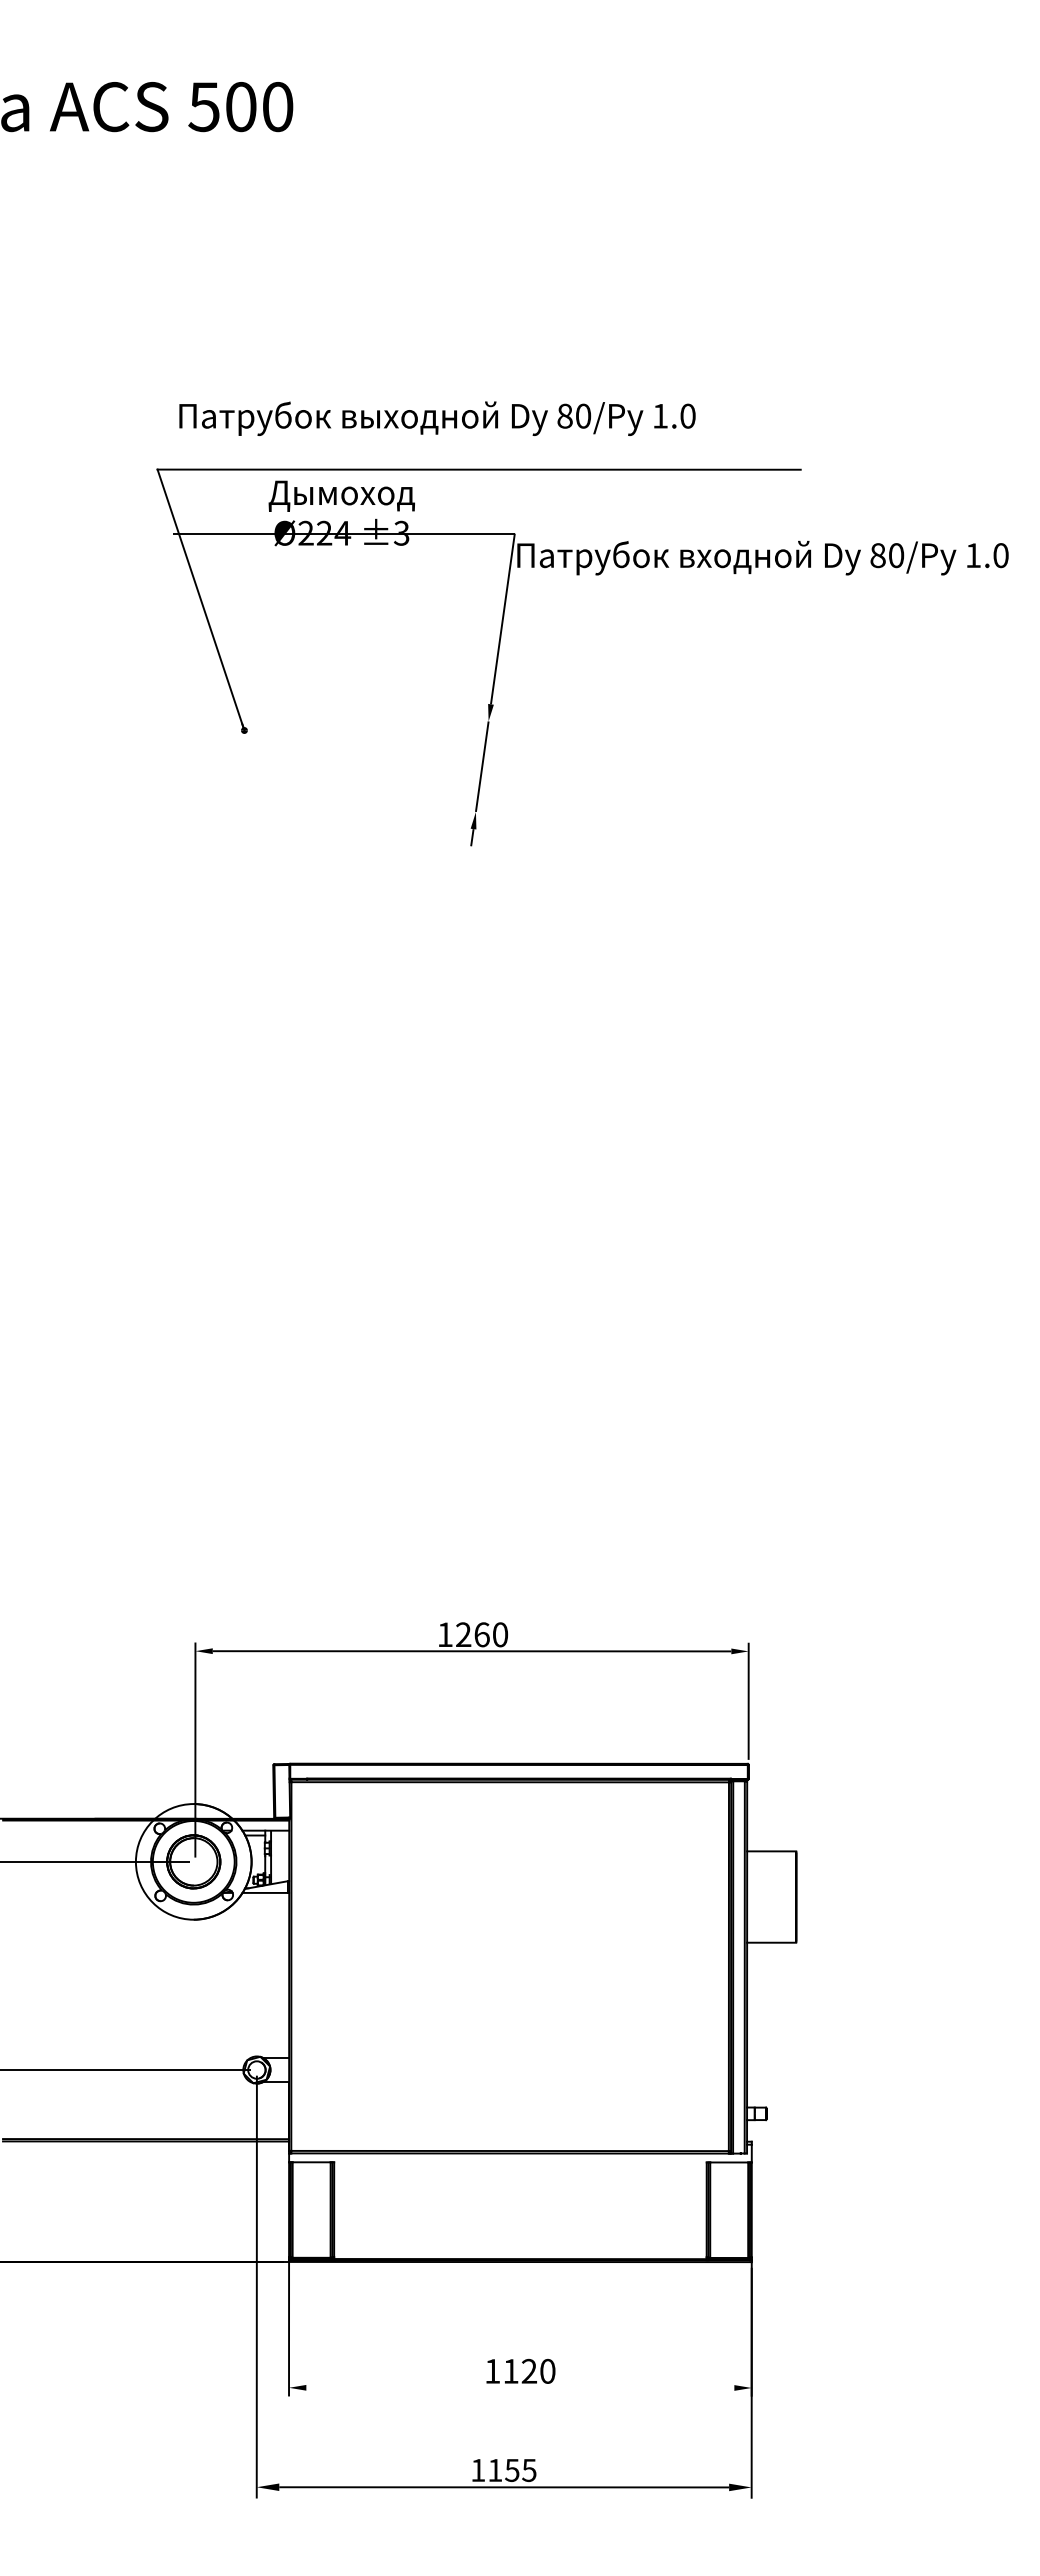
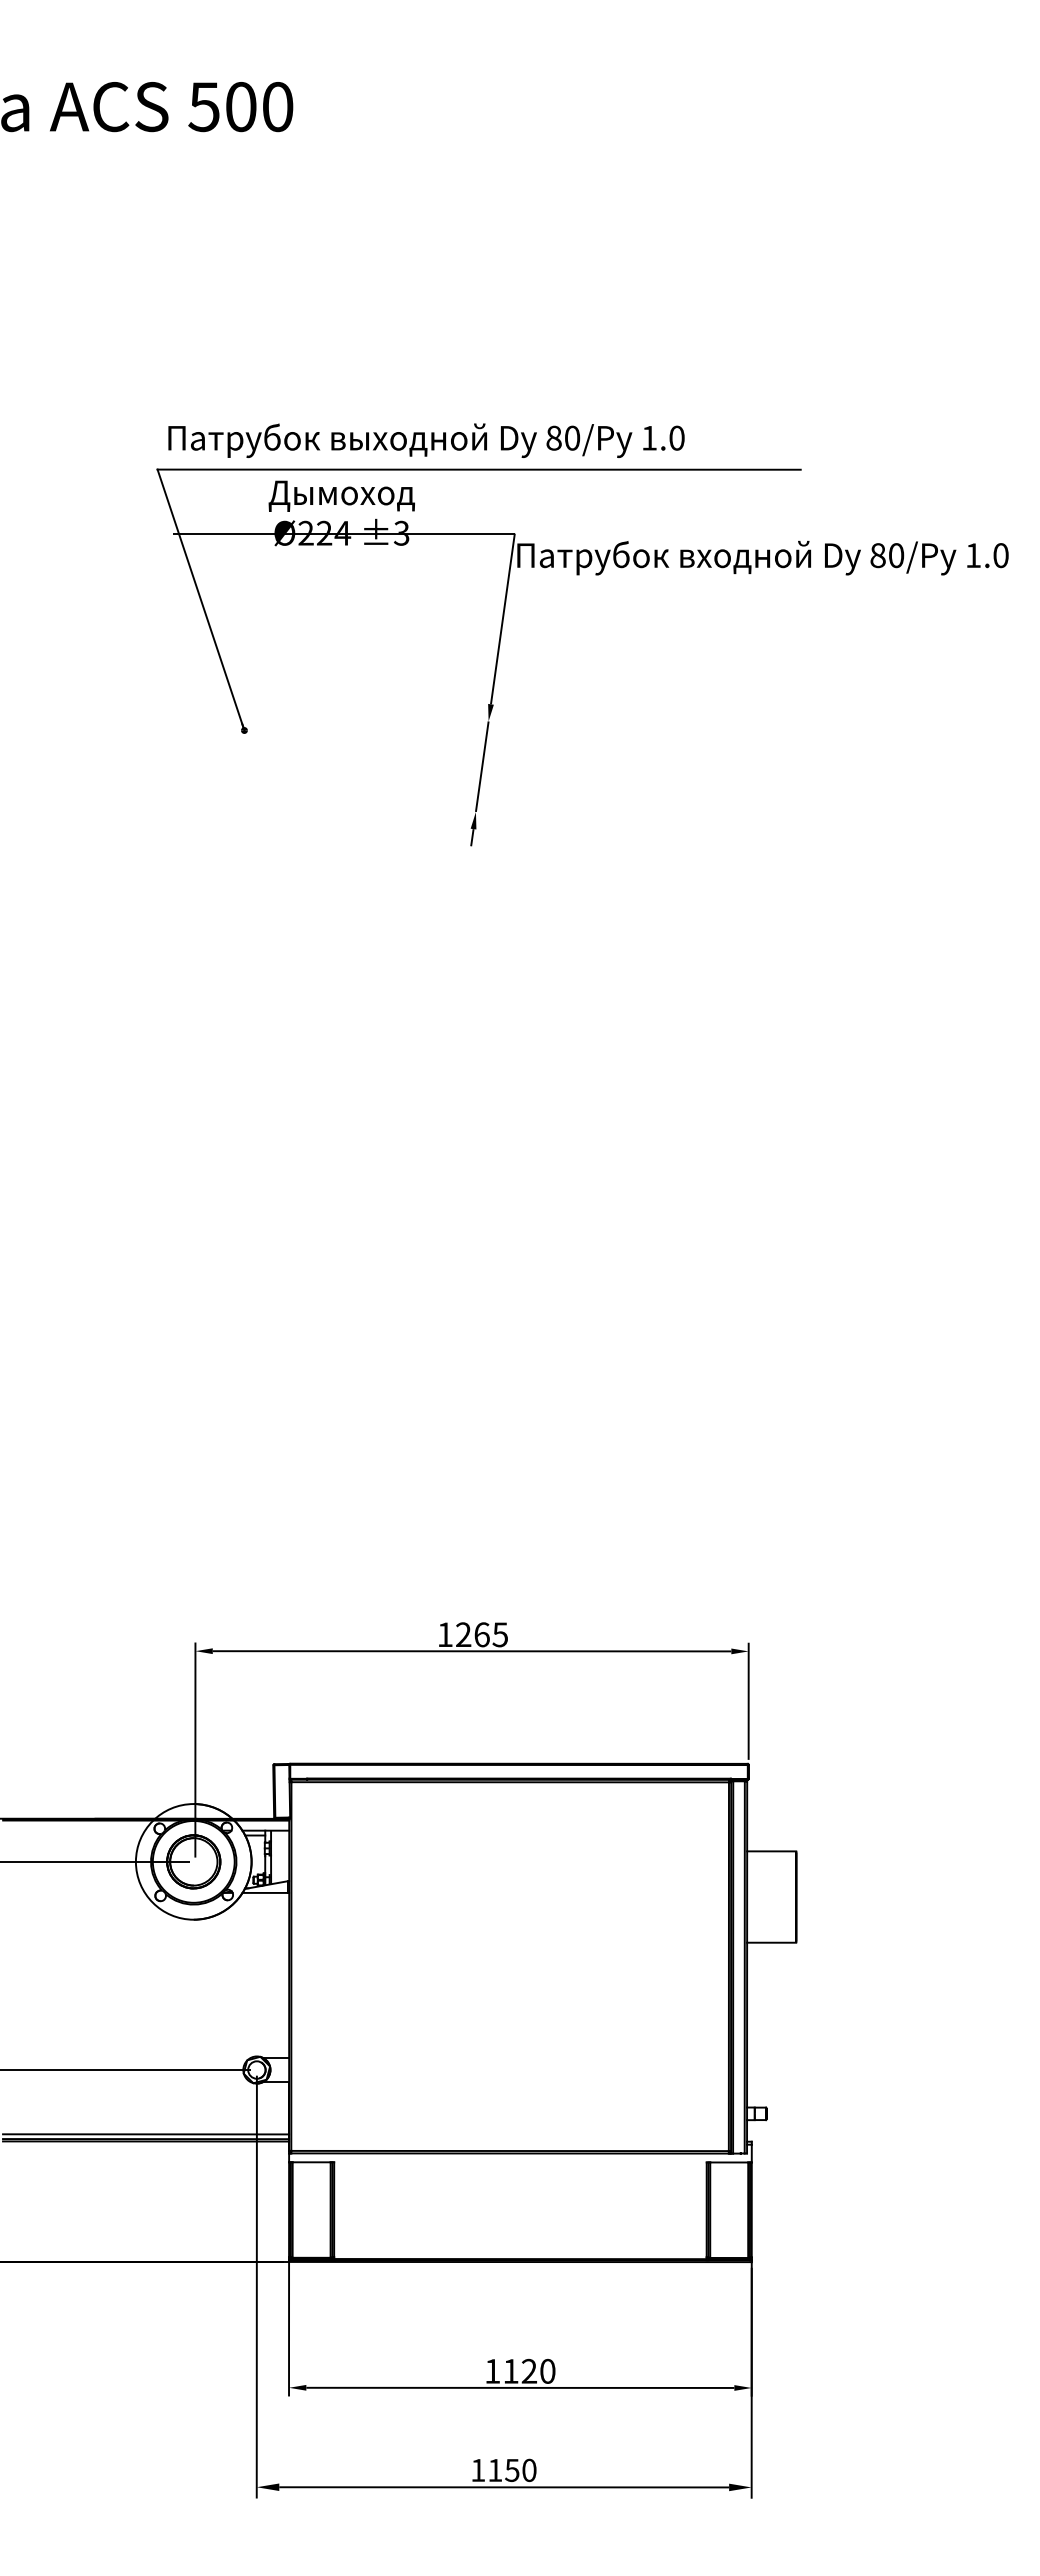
text position: (437, 418) -> (426, 440) (426, 440)
text: 1260 -> 1265 (500, 1634)
line: none -> present (146, 2134)
line: none -> present (520, 2387)
text: 1155 -> 1150 (529, 2469)
